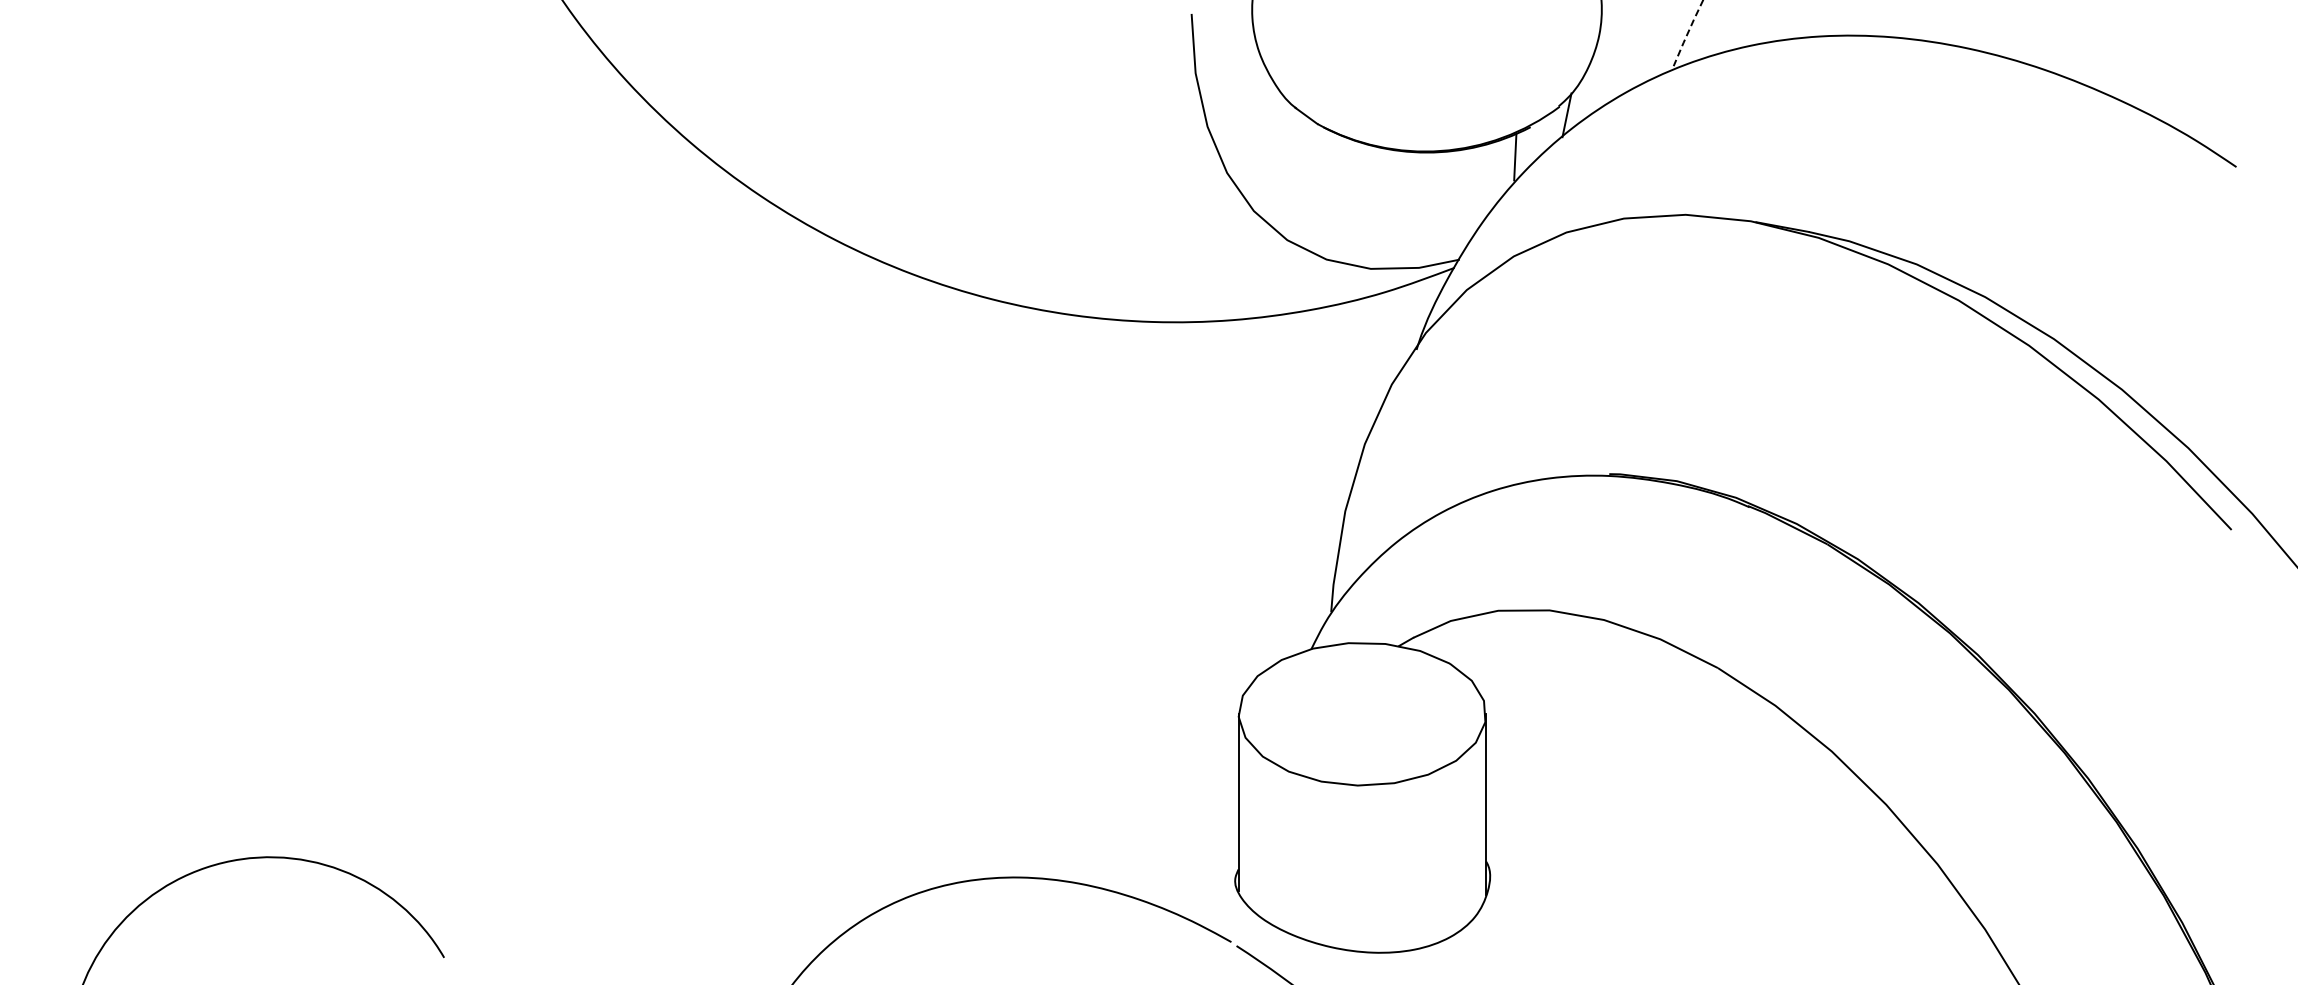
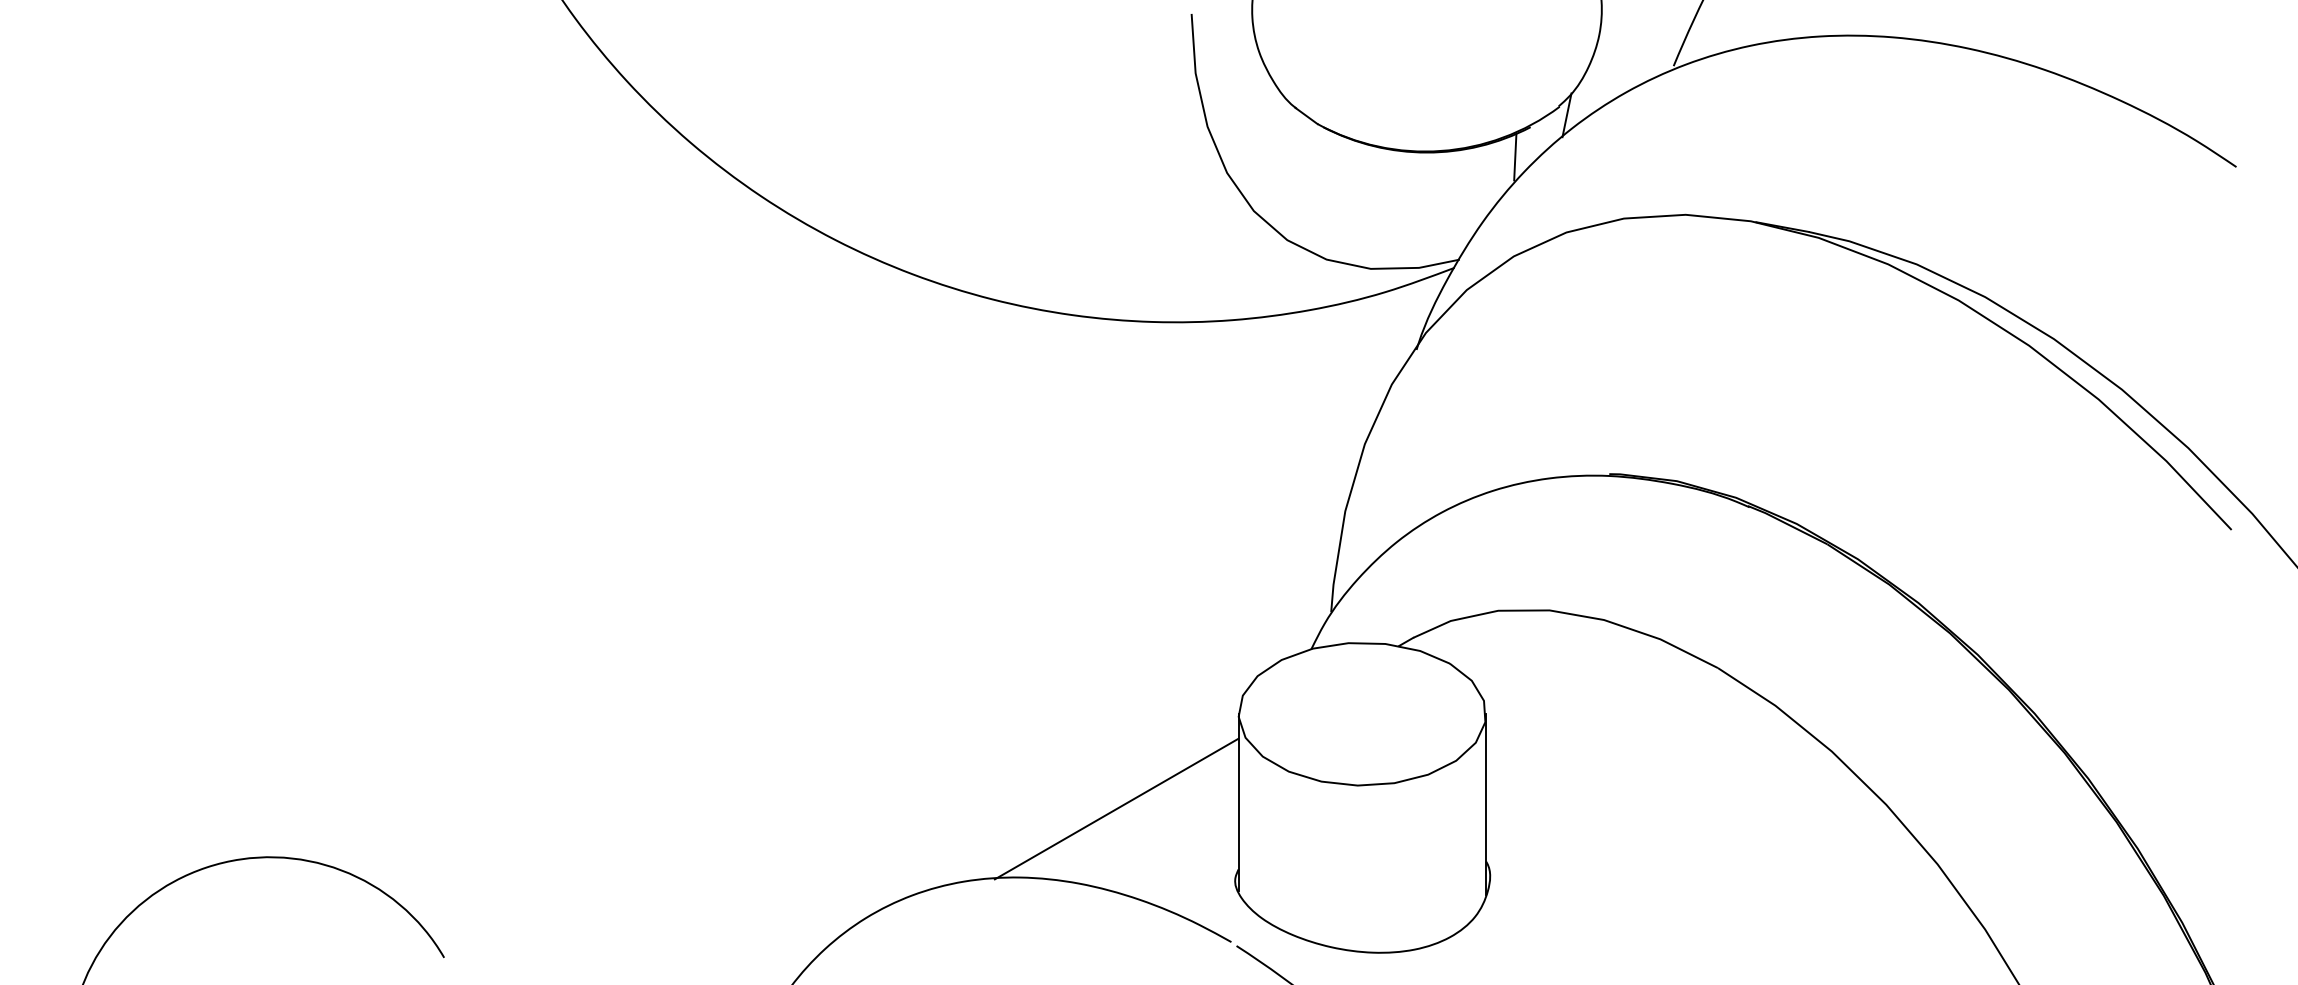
arc: dashed -> solid (1687, 33)
line: none -> present (1116, 808)
